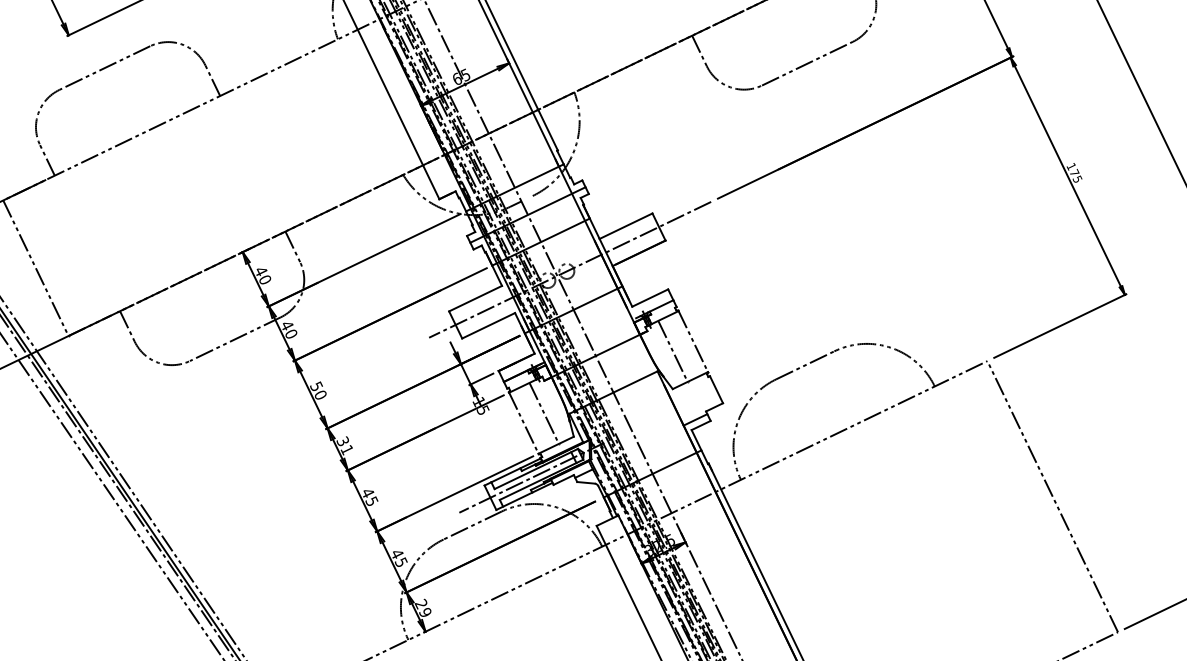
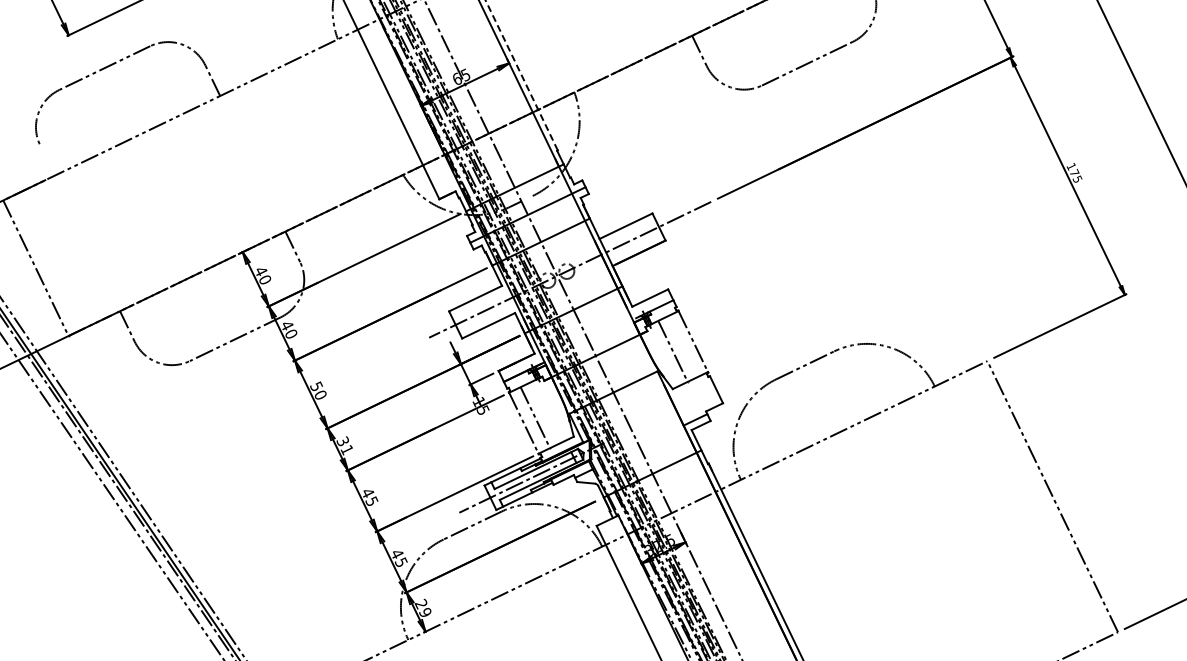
line: solid -> dashed (521, 74)
line: present -> none (47, 160)
line position: (543, 412) -> (534, 416) (534, 416)
